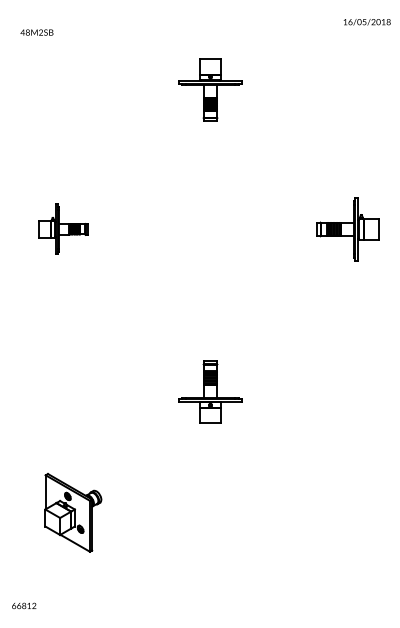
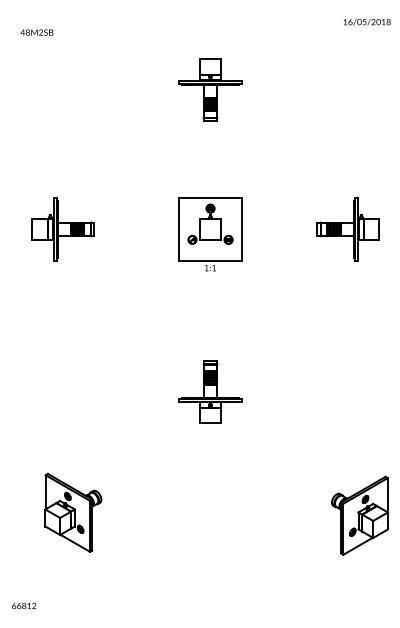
part size: 51x52 px -> 64x65 px (62, 229)
part: none -> present (210, 234)
part: none -> present (360, 515)
